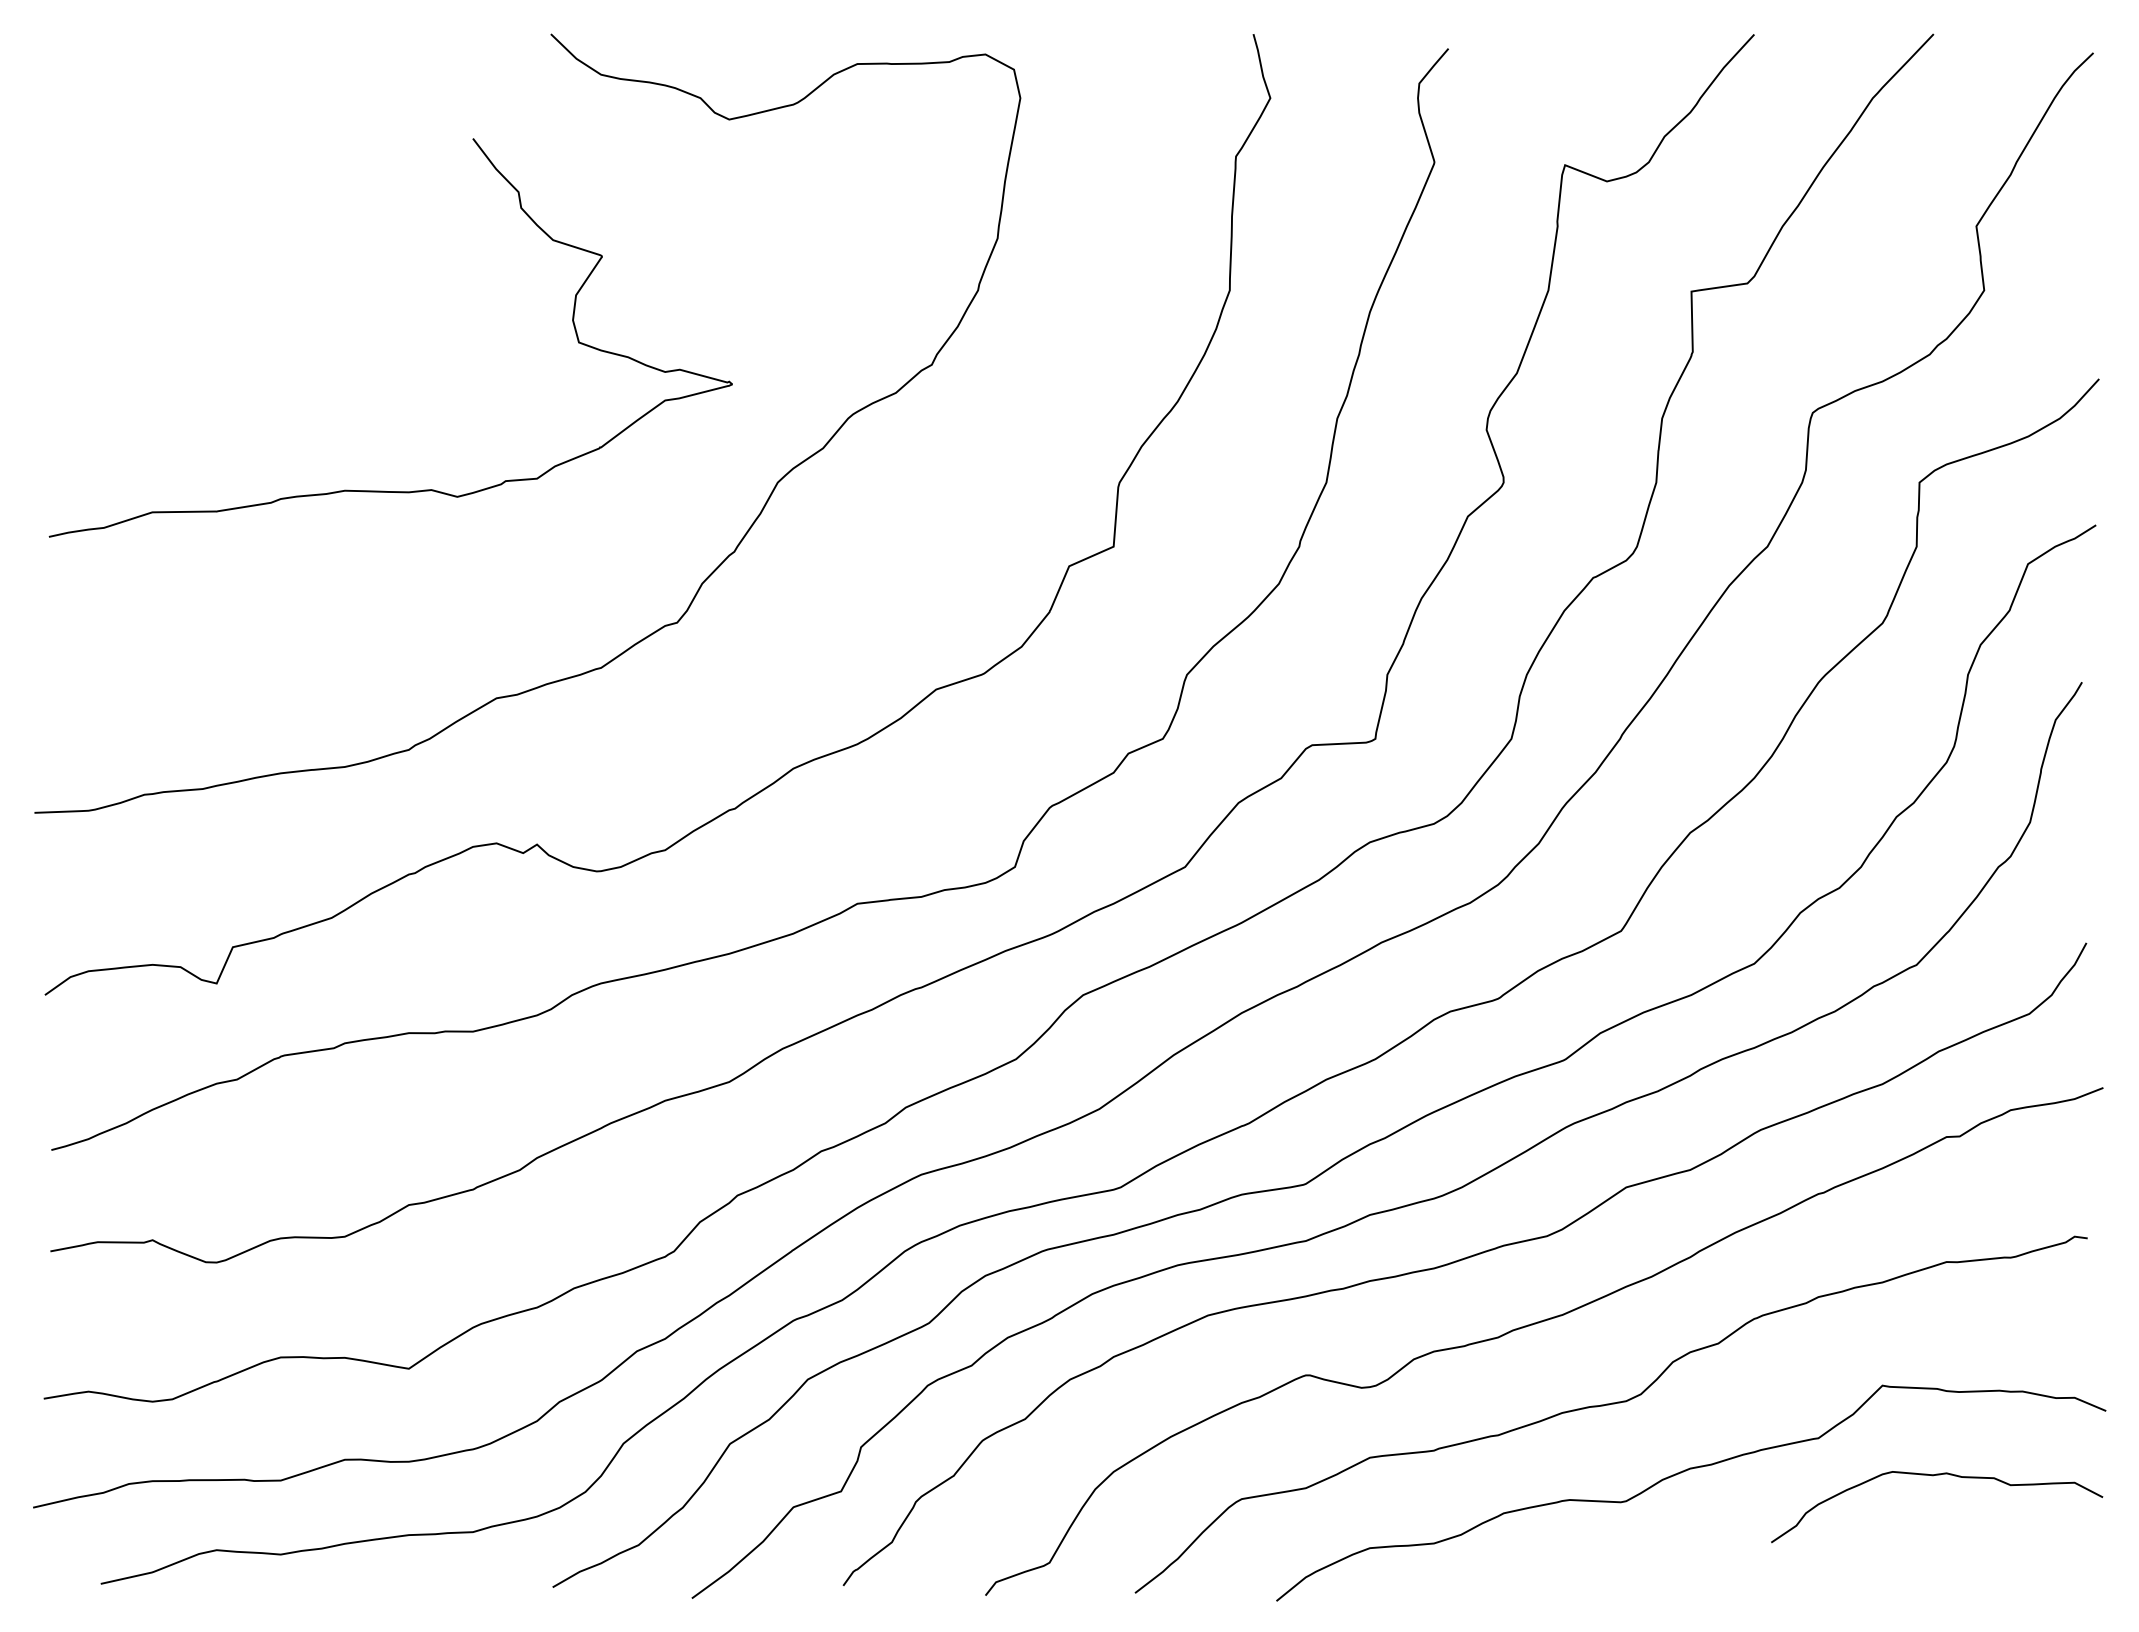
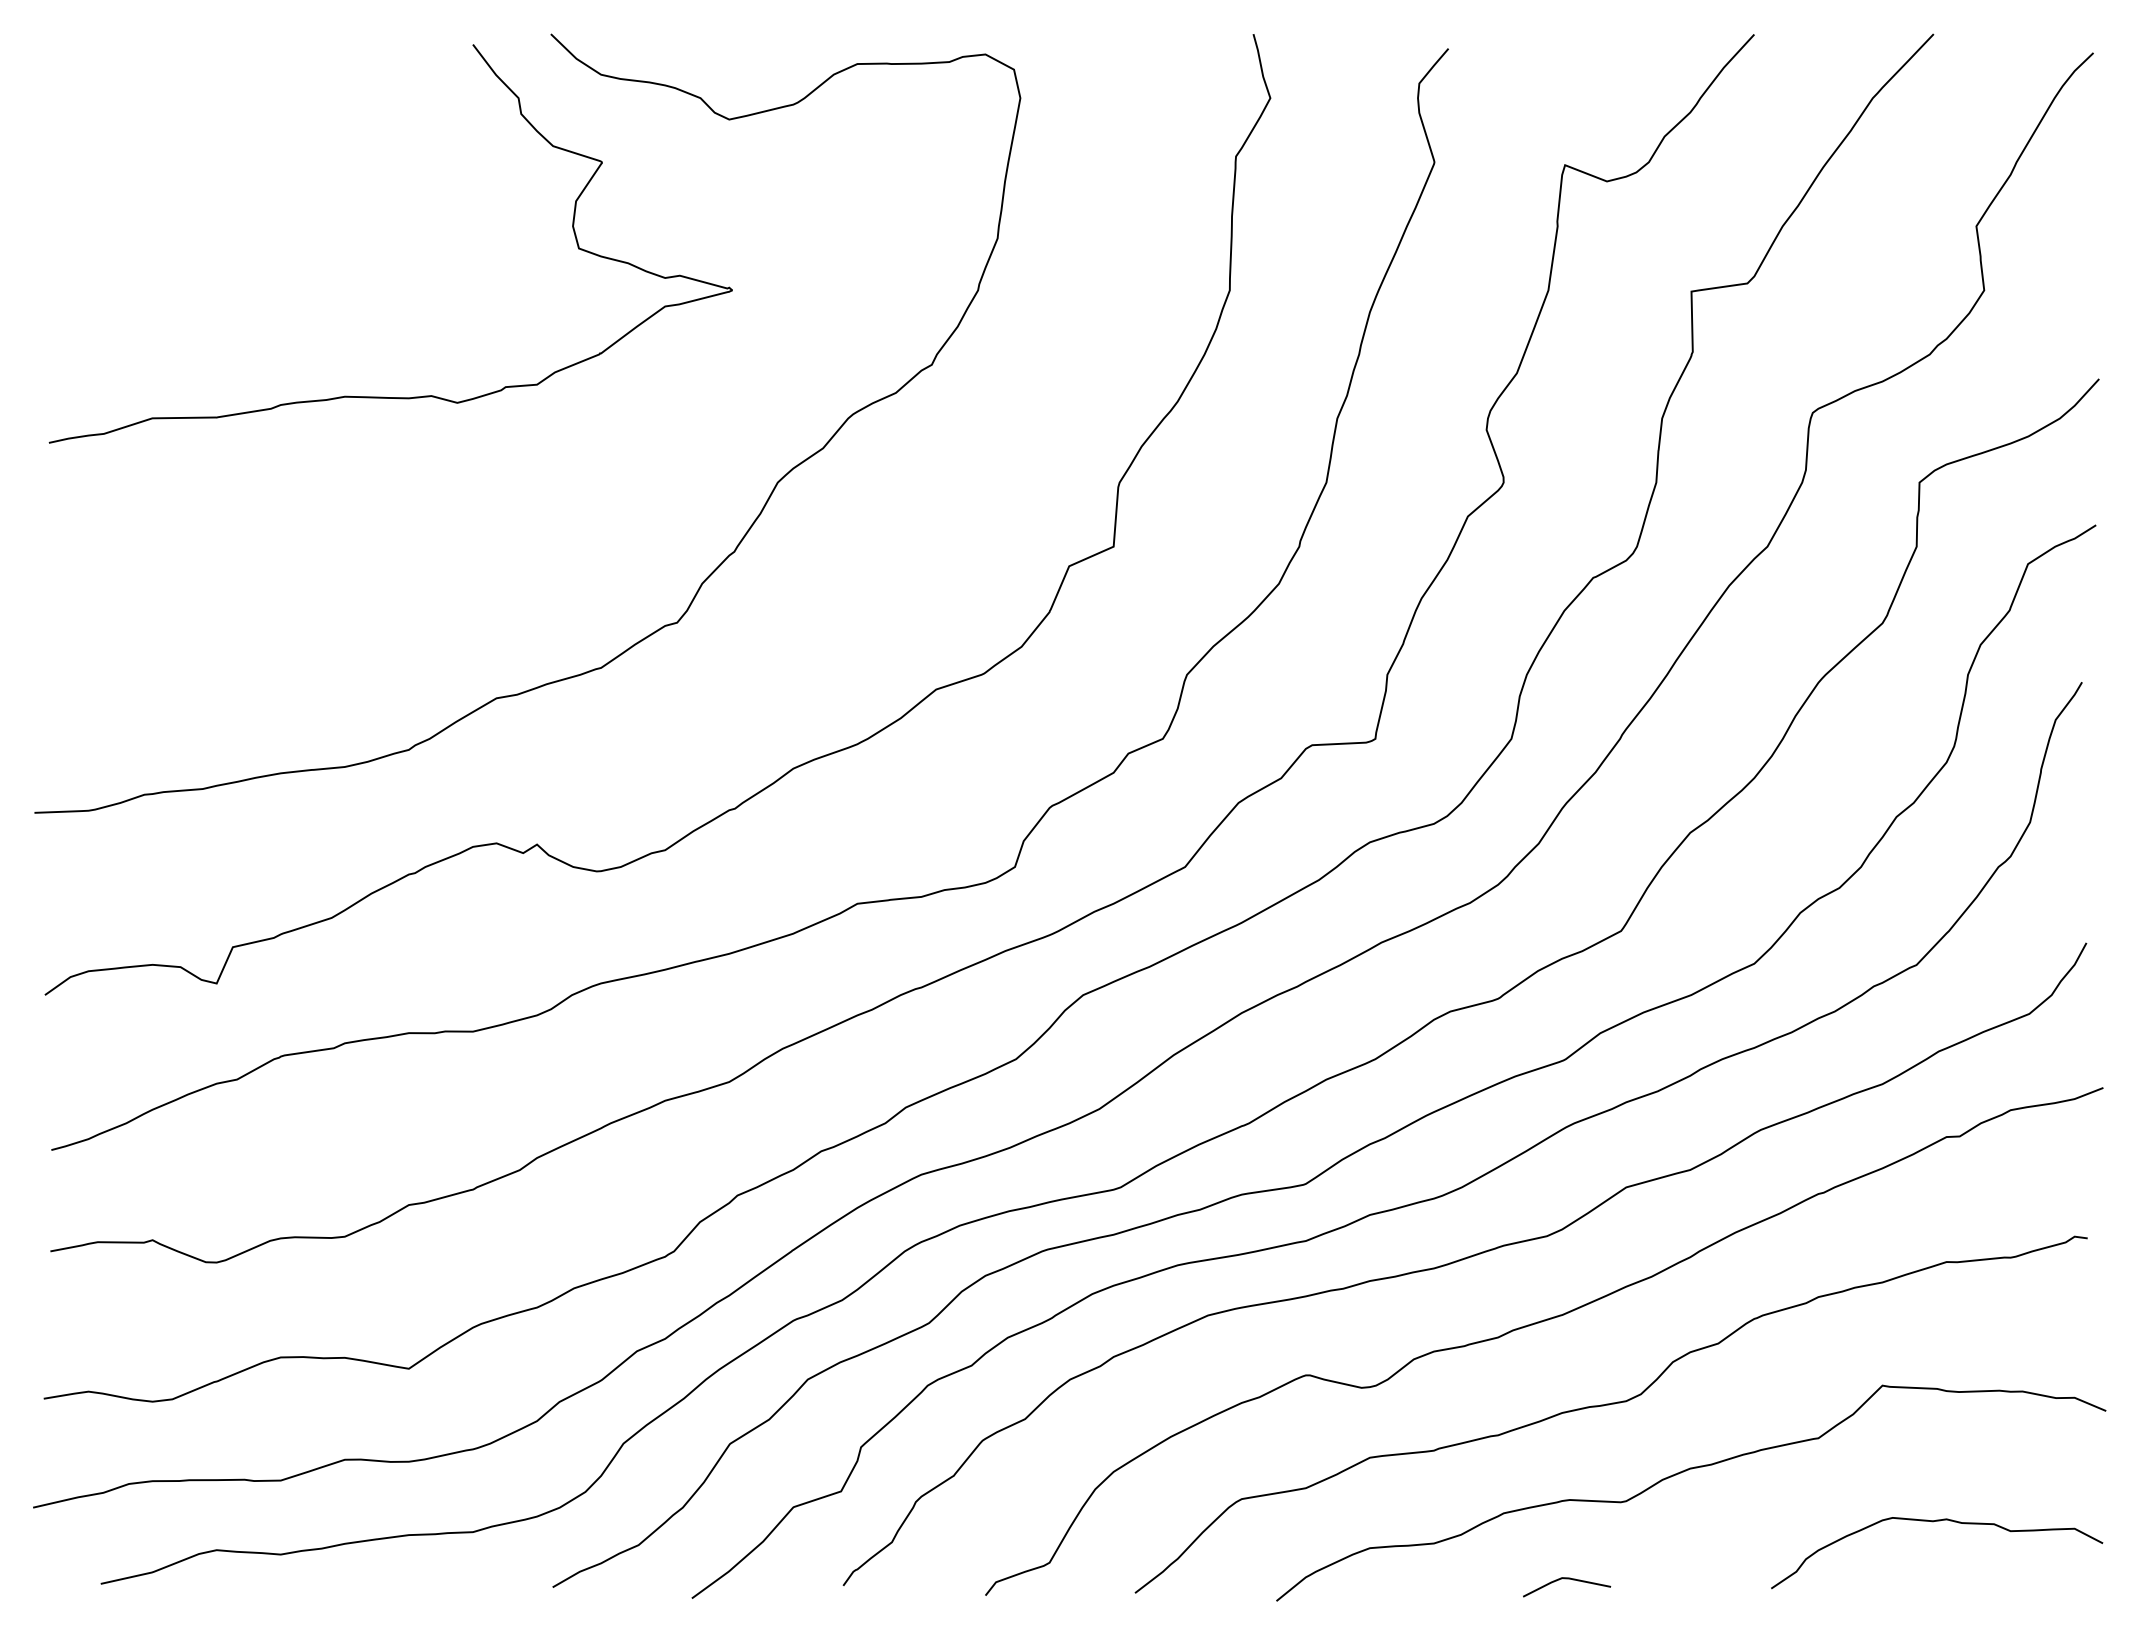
curve position: (384, 490) -> (384, 396) (384, 396)
curve position: (1933, 1476) -> (1933, 1522) (1933, 1522)
line: none -> present (1567, 1579)
